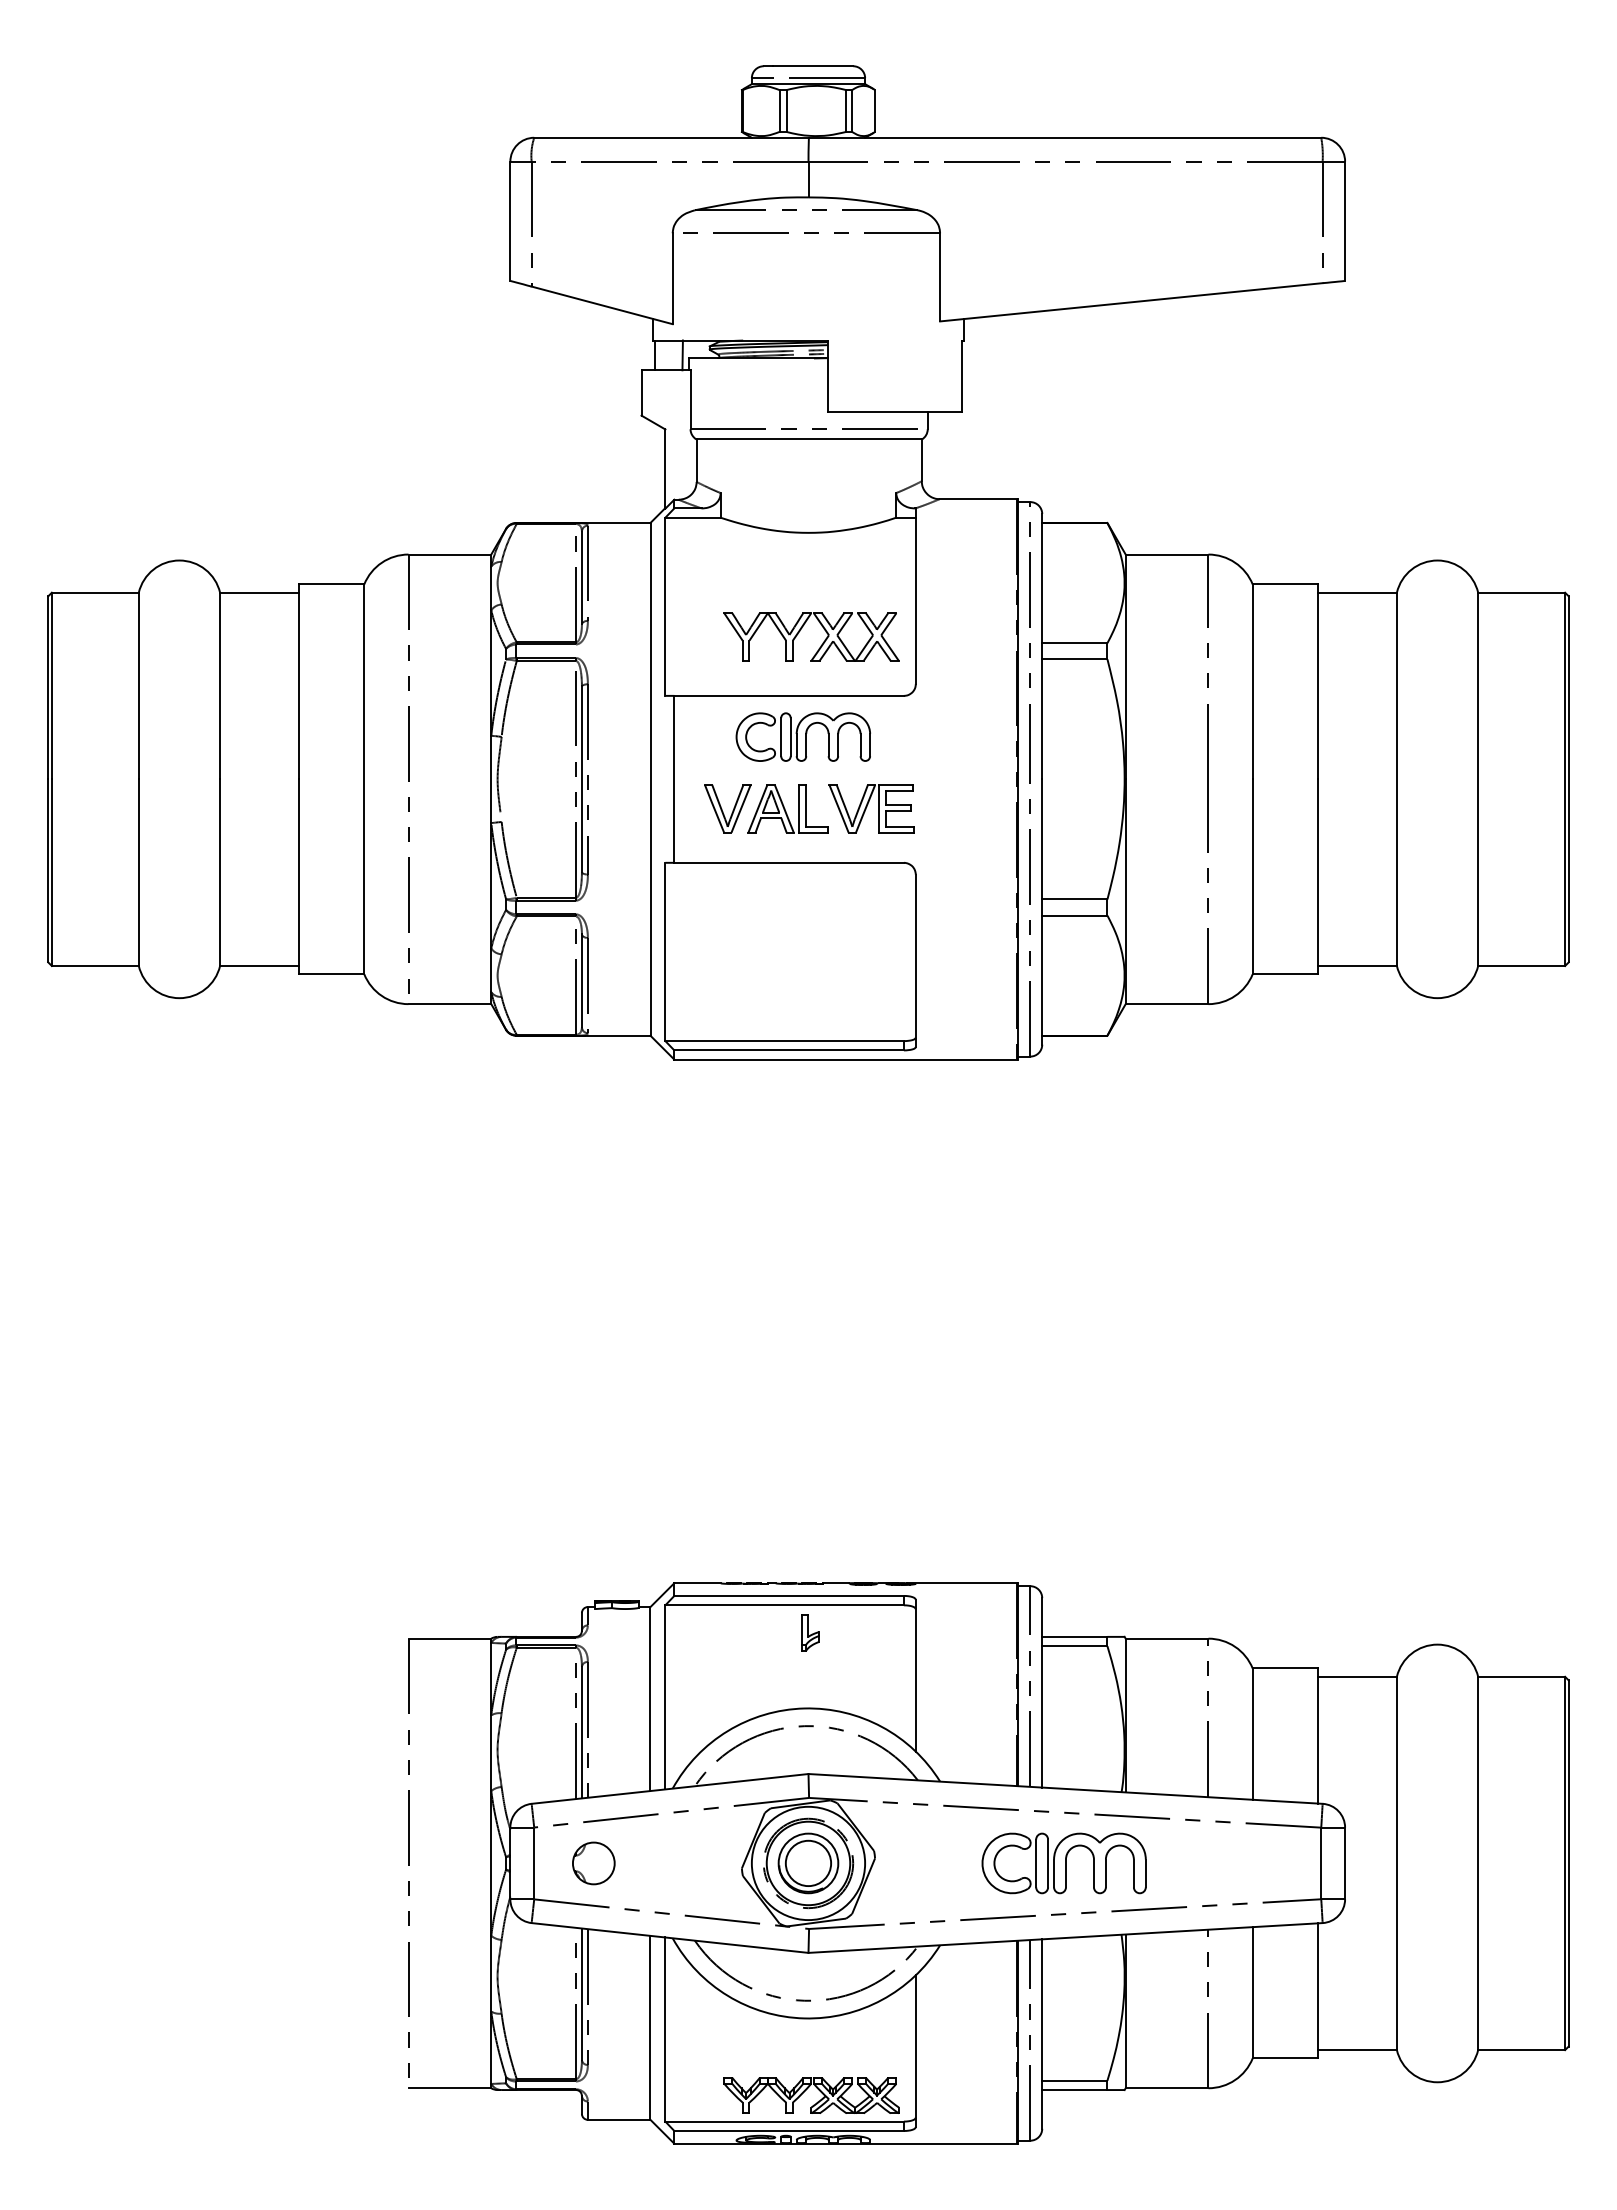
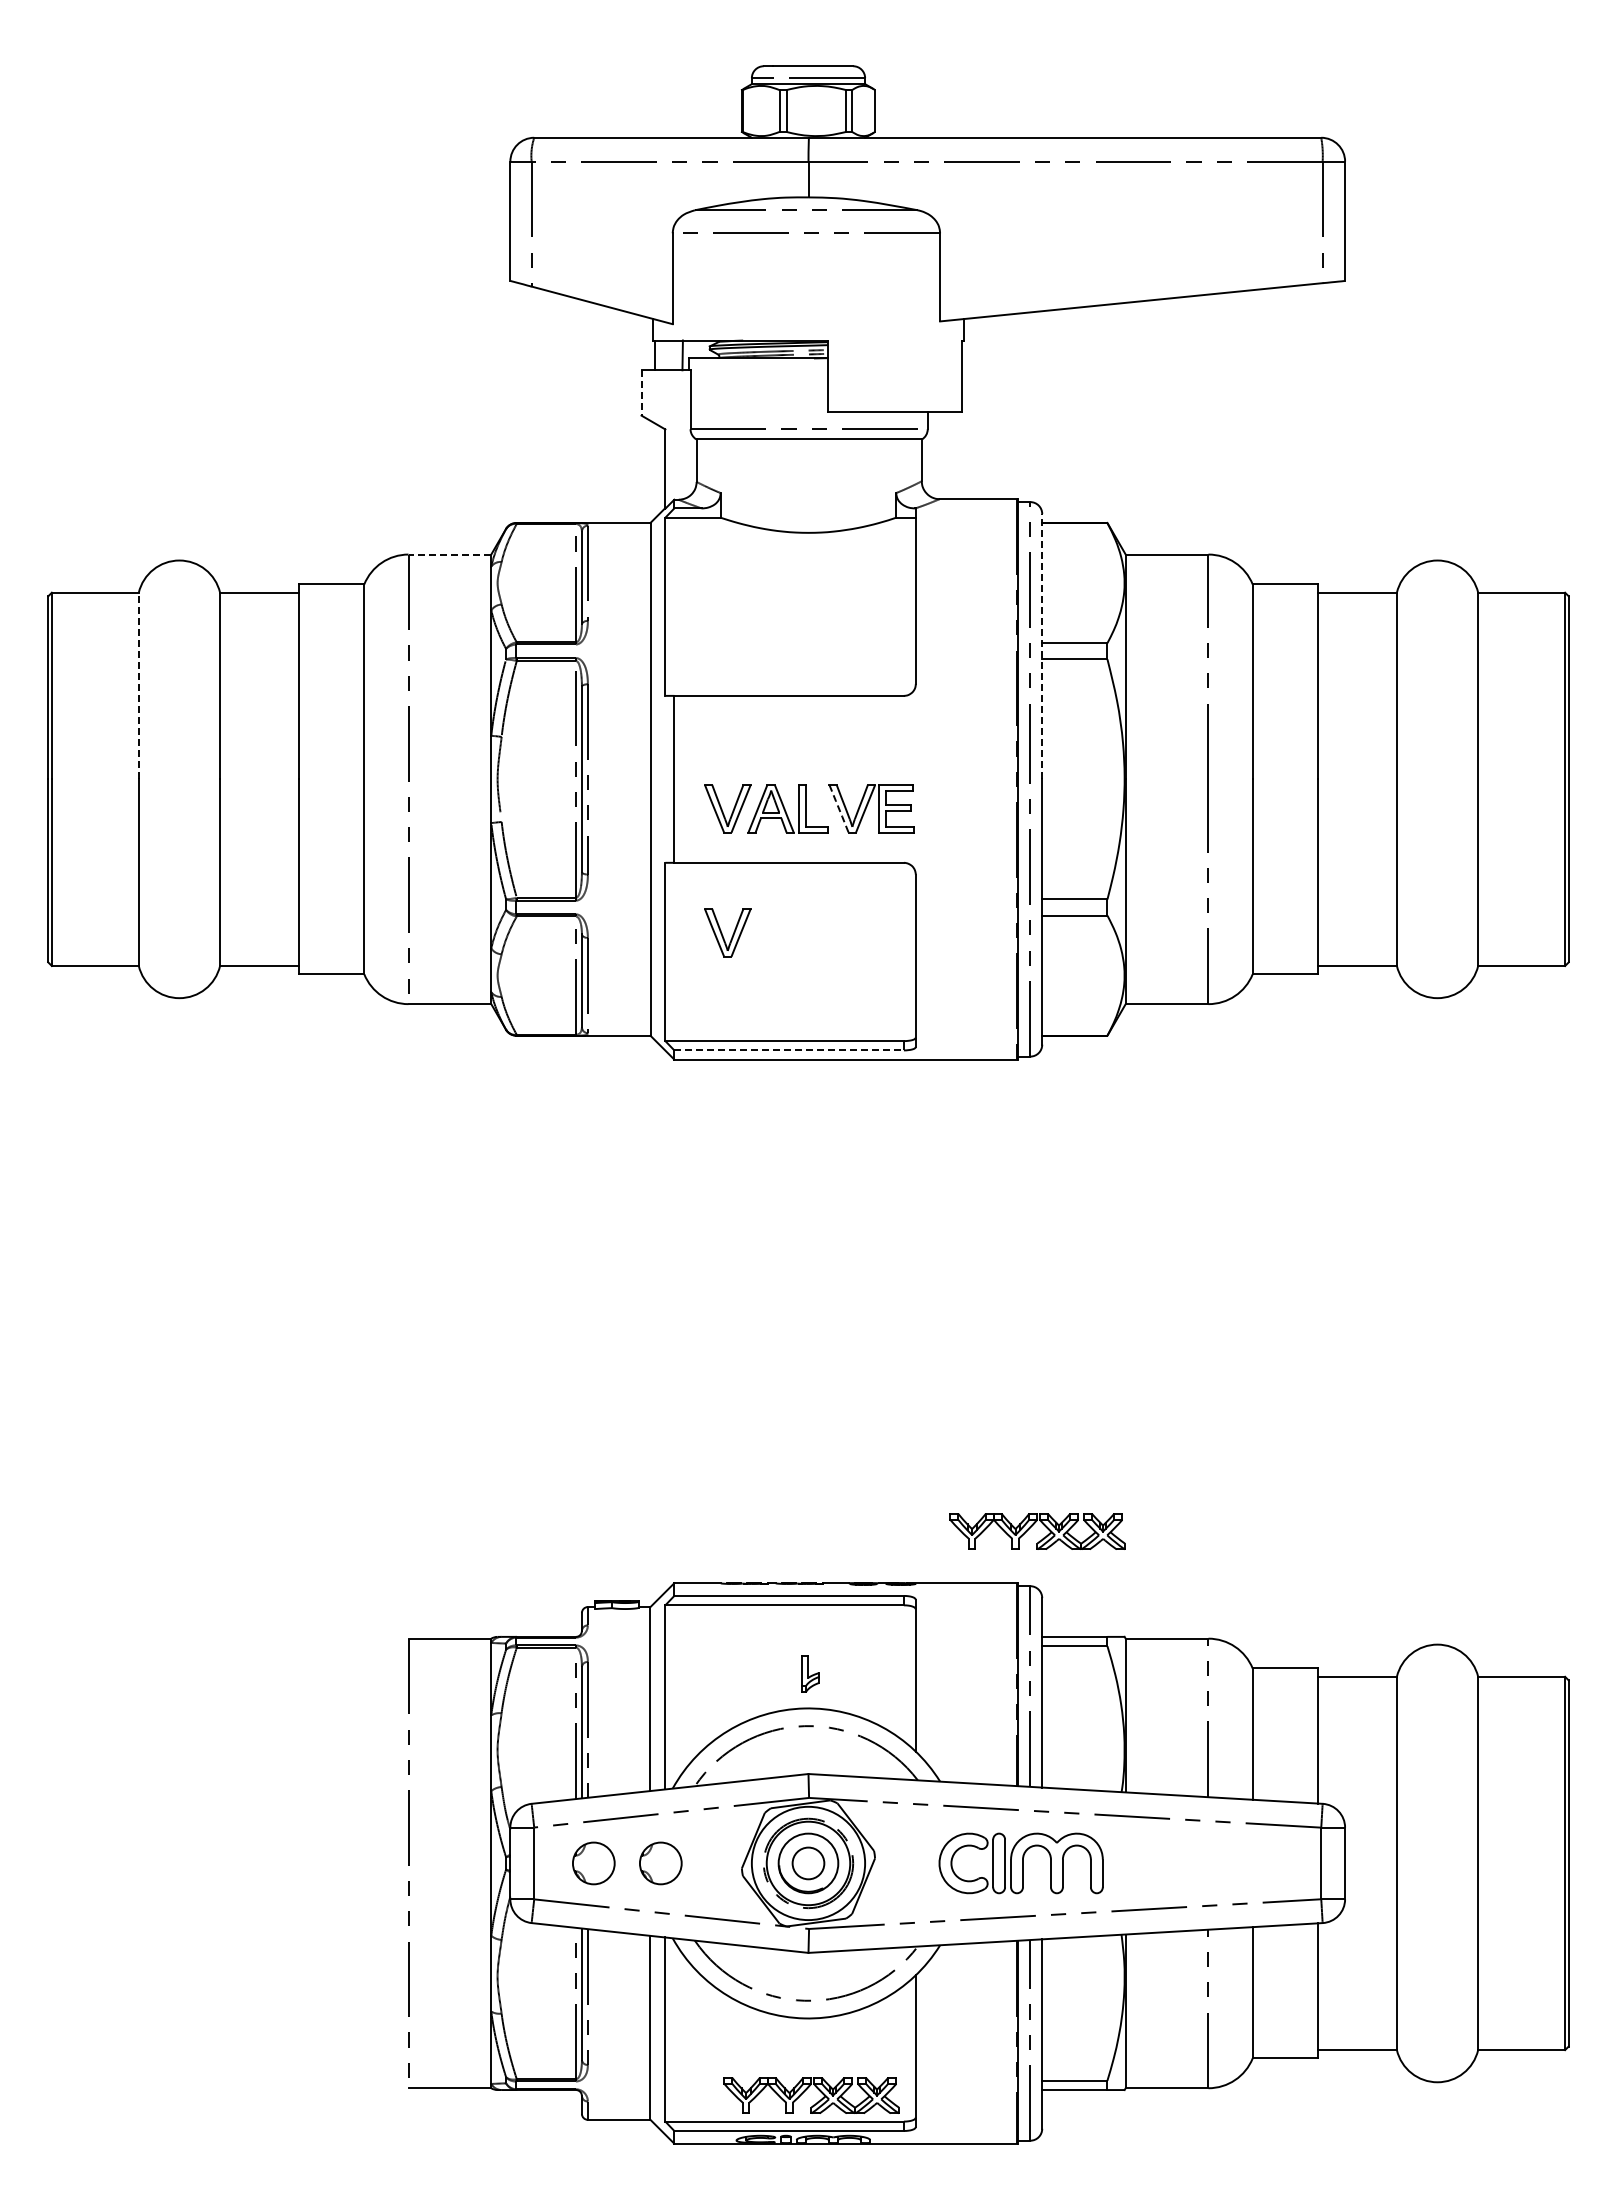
line: solid -> dashed (641, 392)
line: solid -> dashed (449, 554)
part: present -> none (802, 628)
line: solid -> dashed (1042, 646)
line: solid -> dashed (138, 685)
part: present -> none (802, 736)
line: solid -> dashed (839, 808)
part: none -> present (727, 932)
line: solid -> dashed (789, 1050)
part: none -> present (1032, 1526)
part position: (810, 1632) -> (810, 1673) (810, 1673)
part: none -> present (660, 1863)
circle diameter: 45 px -> 32 px (808, 1863)
part position: (1063, 1863) -> (1020, 1863) (1020, 1863)
